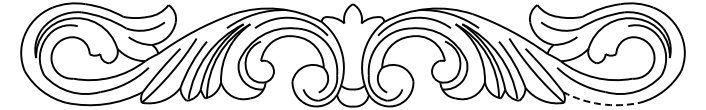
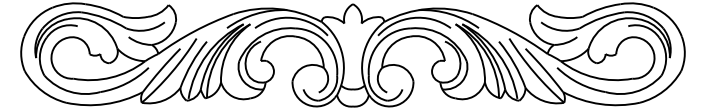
arc: dashed -> solid (600, 104)
